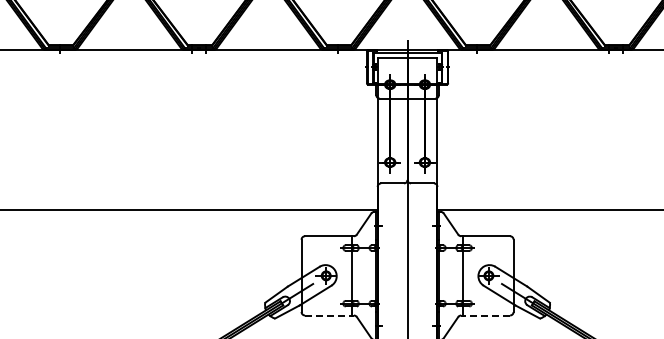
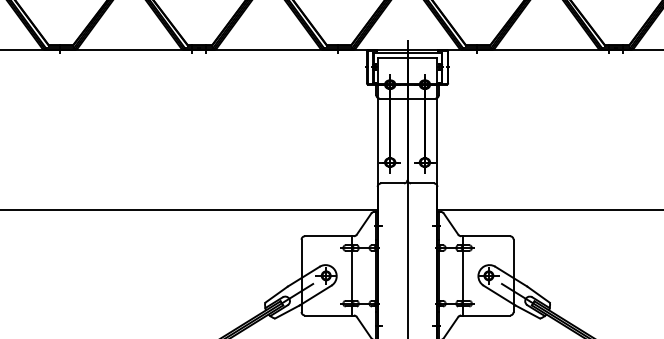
line: dashed -> solid (330, 315)
line: dashed -> solid (485, 315)
